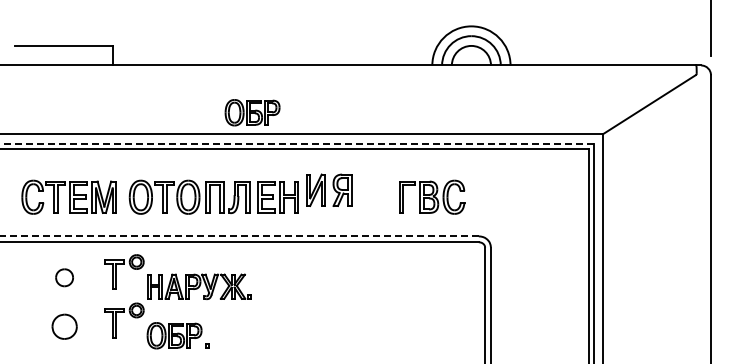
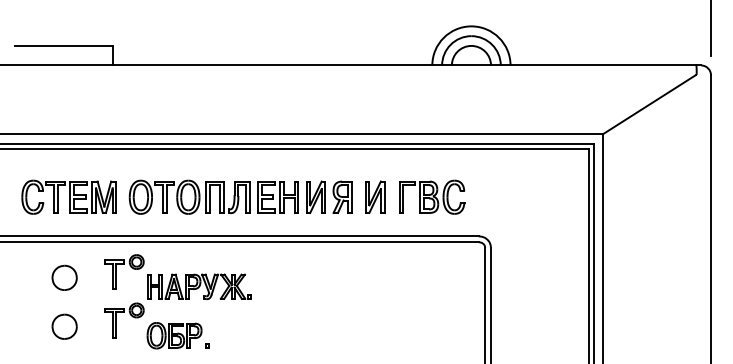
part: present -> none (252, 112)
line: dashed -> solid (296, 143)
part position: (329, 189) -> (329, 196) (329, 196)
part: none -> present (375, 196)
line: dashed -> solid (239, 236)
part size: 19x20 px -> 27x27 px (64, 277)
